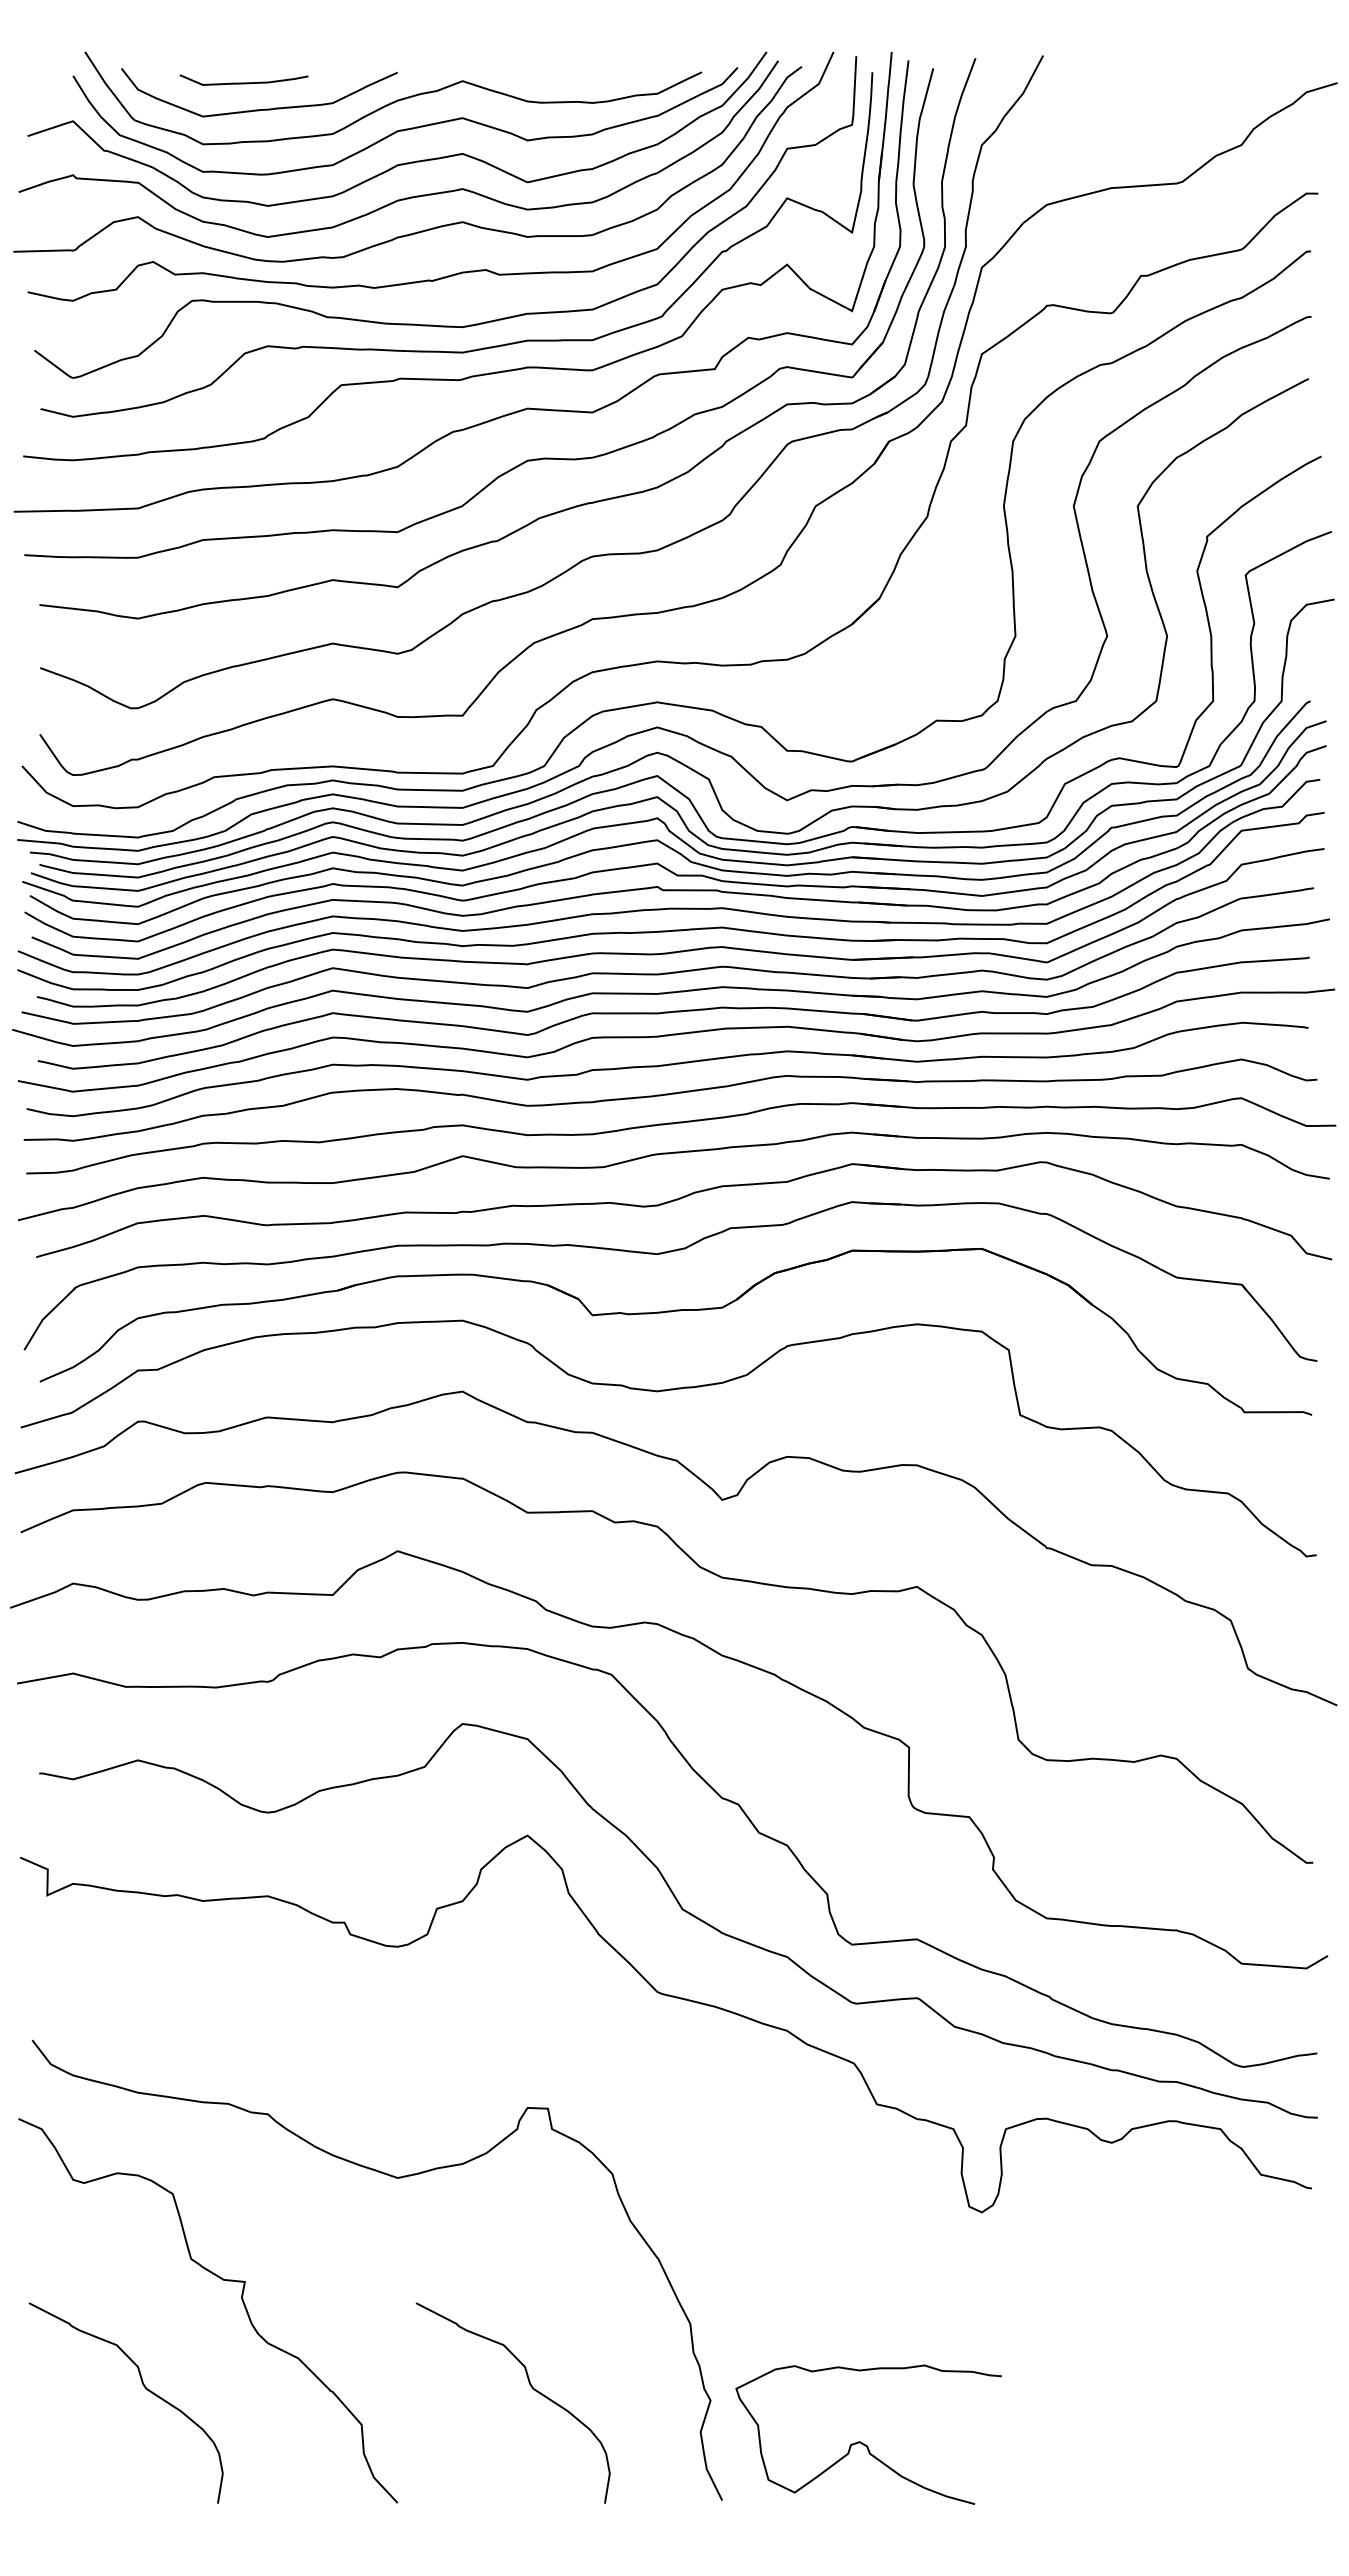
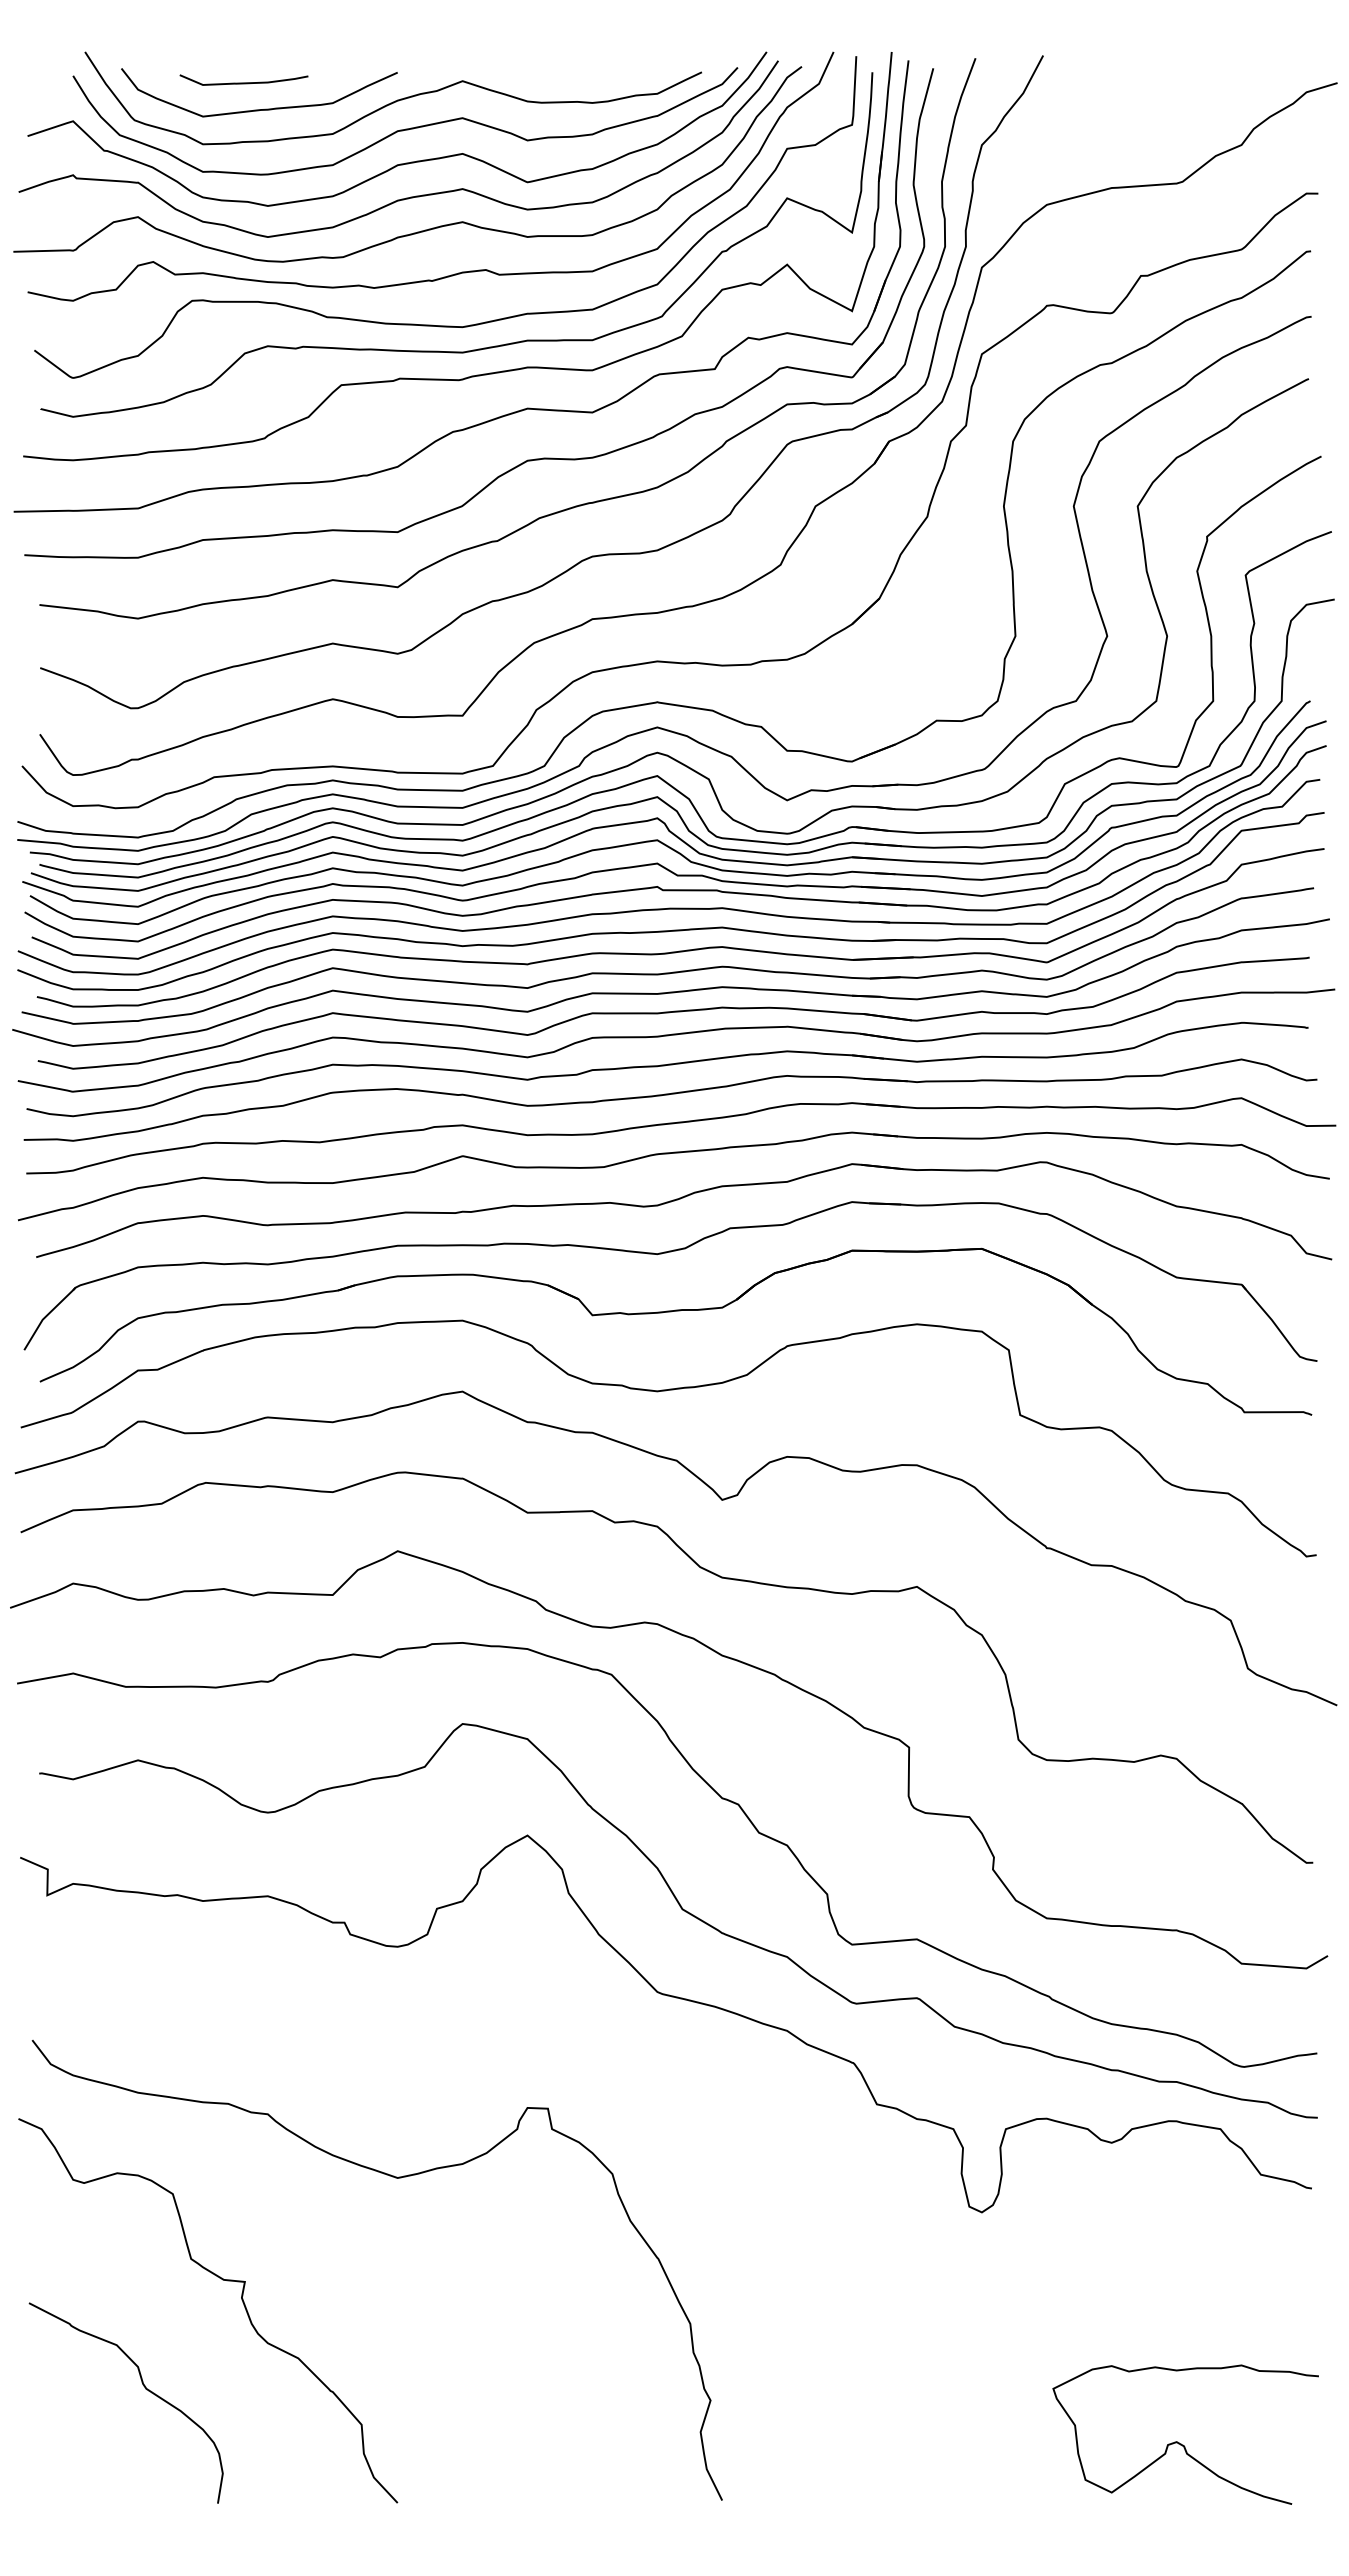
curve: present -> none (532, 2389)
curve position: (864, 2443) -> (1181, 2443) (1181, 2443)
